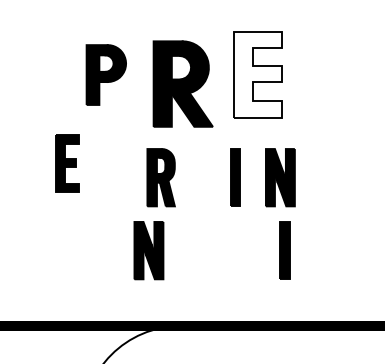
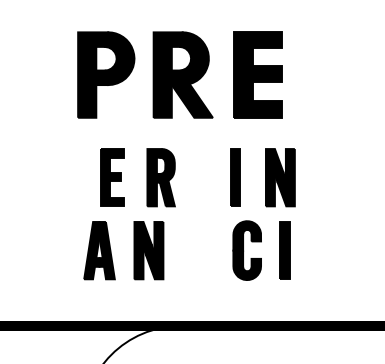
part size: 42x62 px -> 59x88 px (106, 74)
fill: none -> present (257, 74)
part position: (182, 83) -> (182, 74) (182, 74)
part position: (67, 163) -> (112, 177) (112, 177)
part: none -> present (99, 250)
part: none -> present (246, 250)
